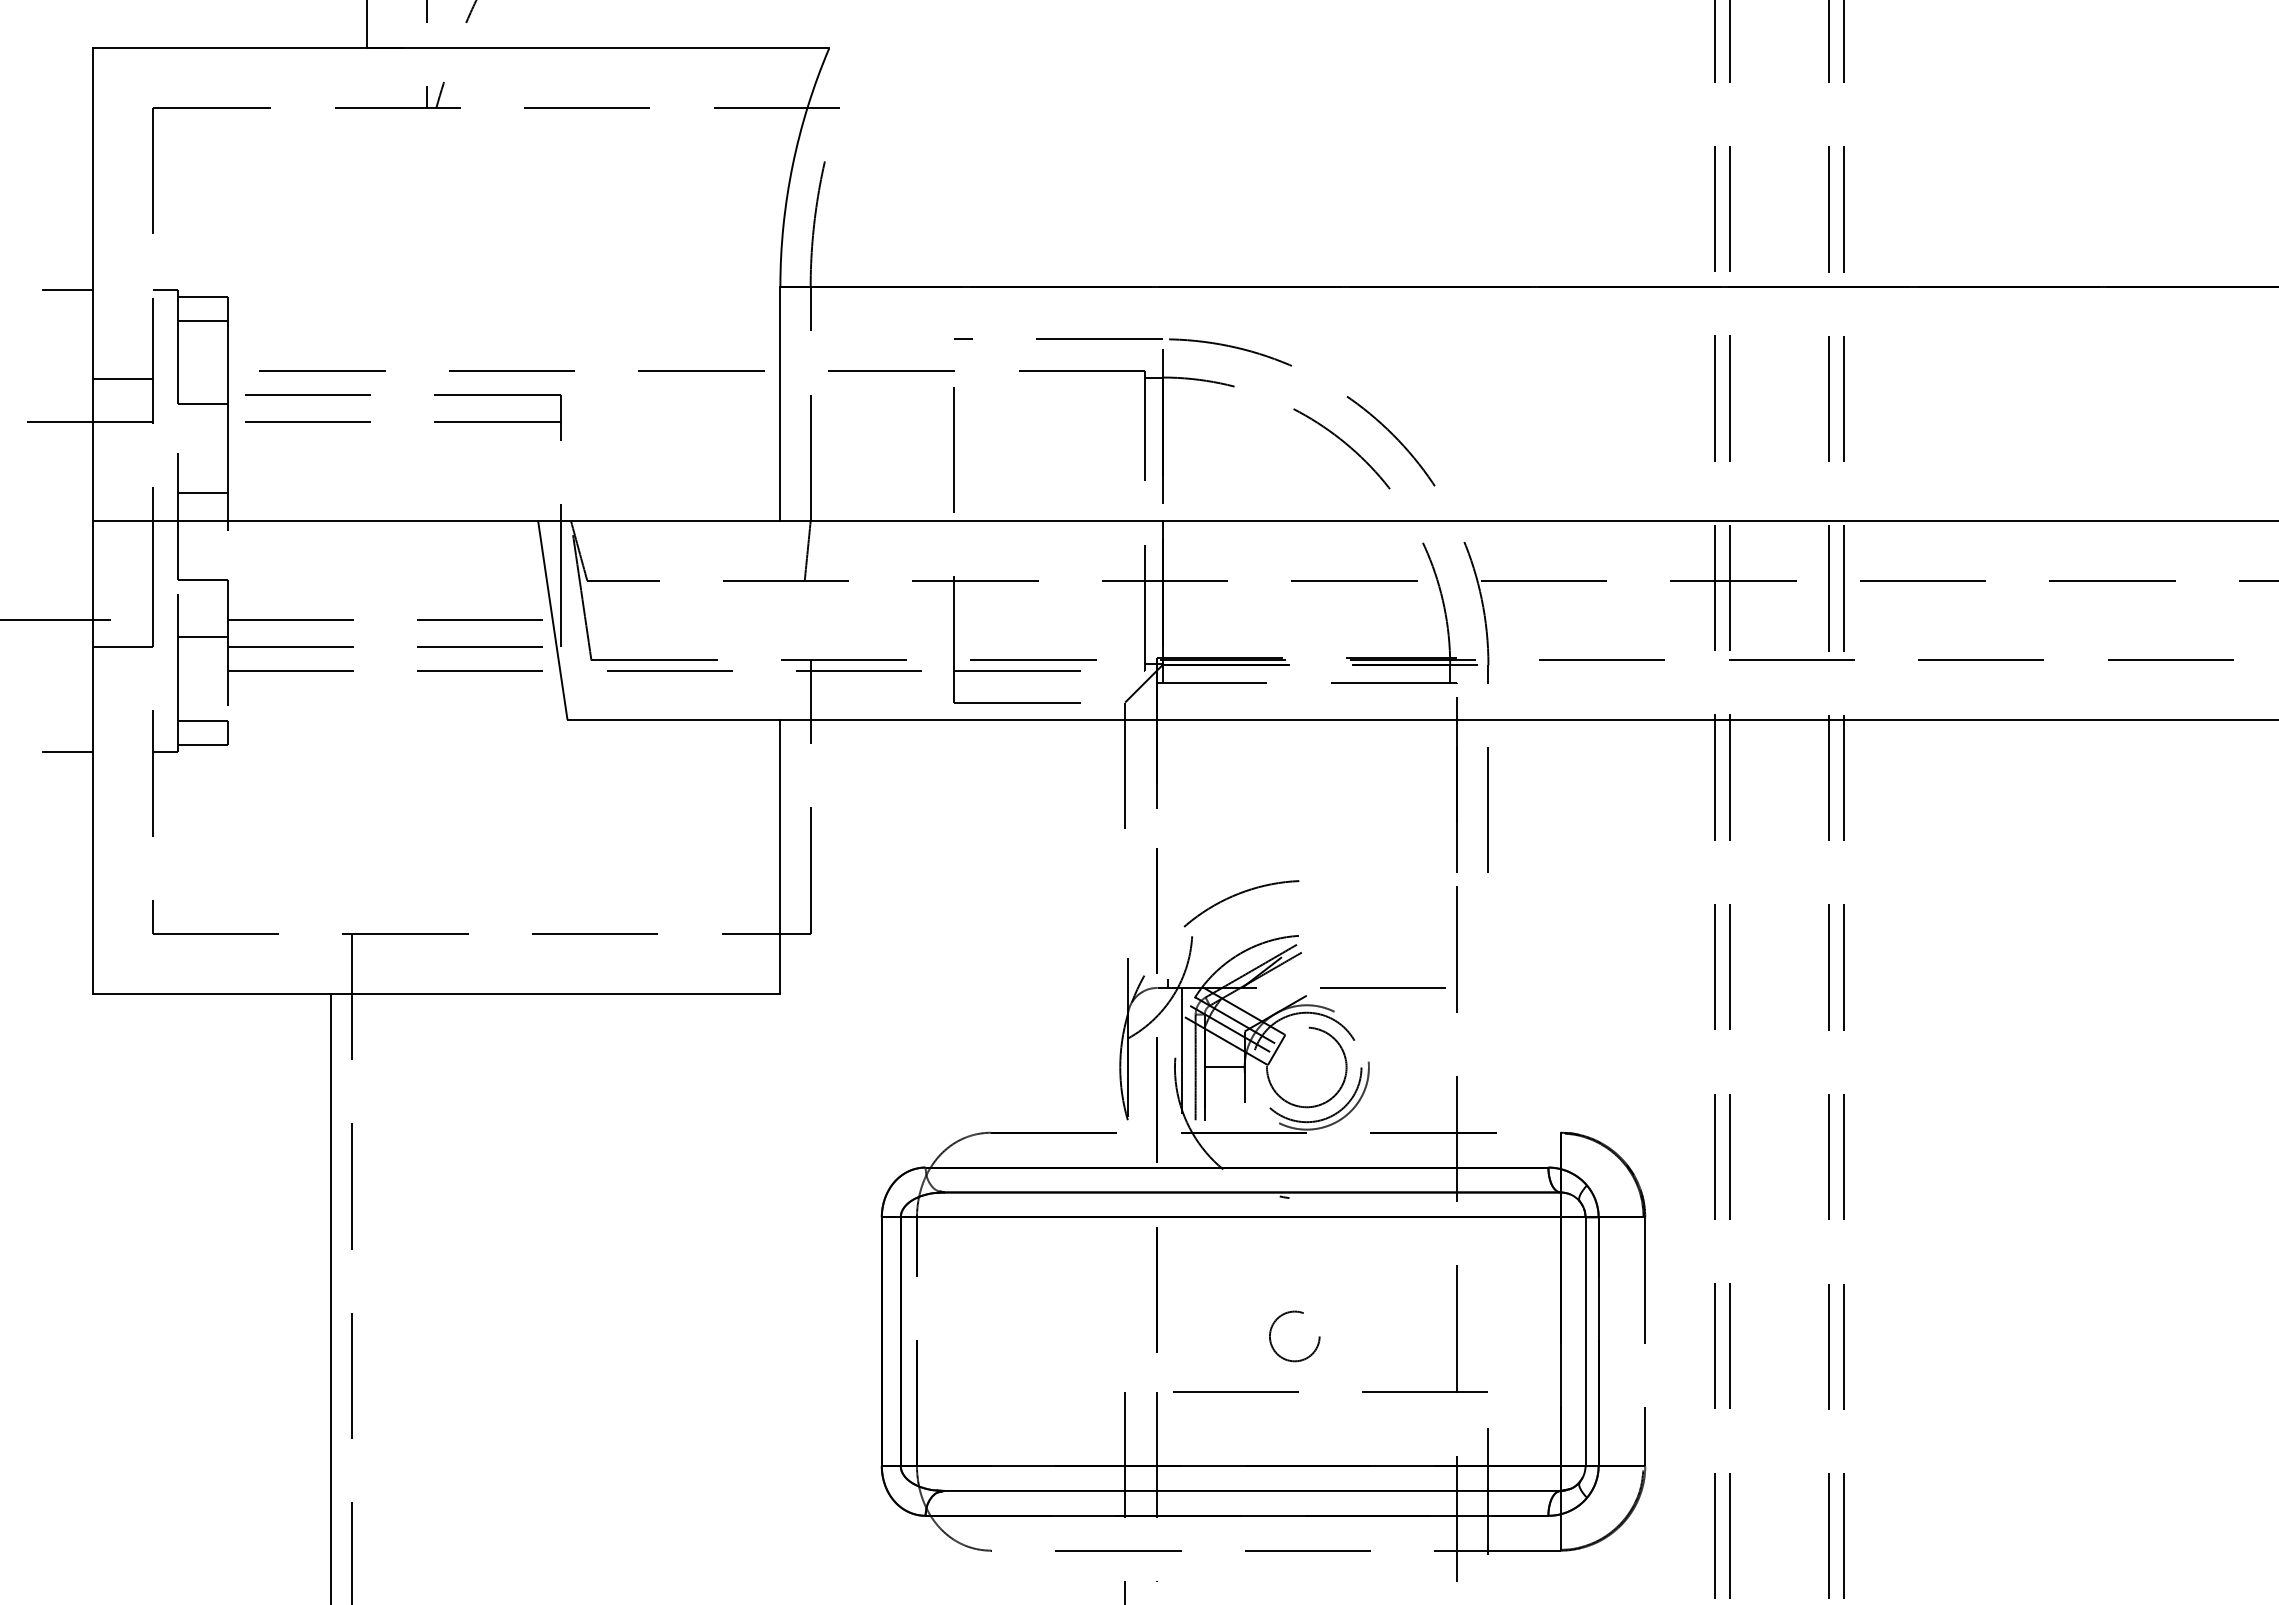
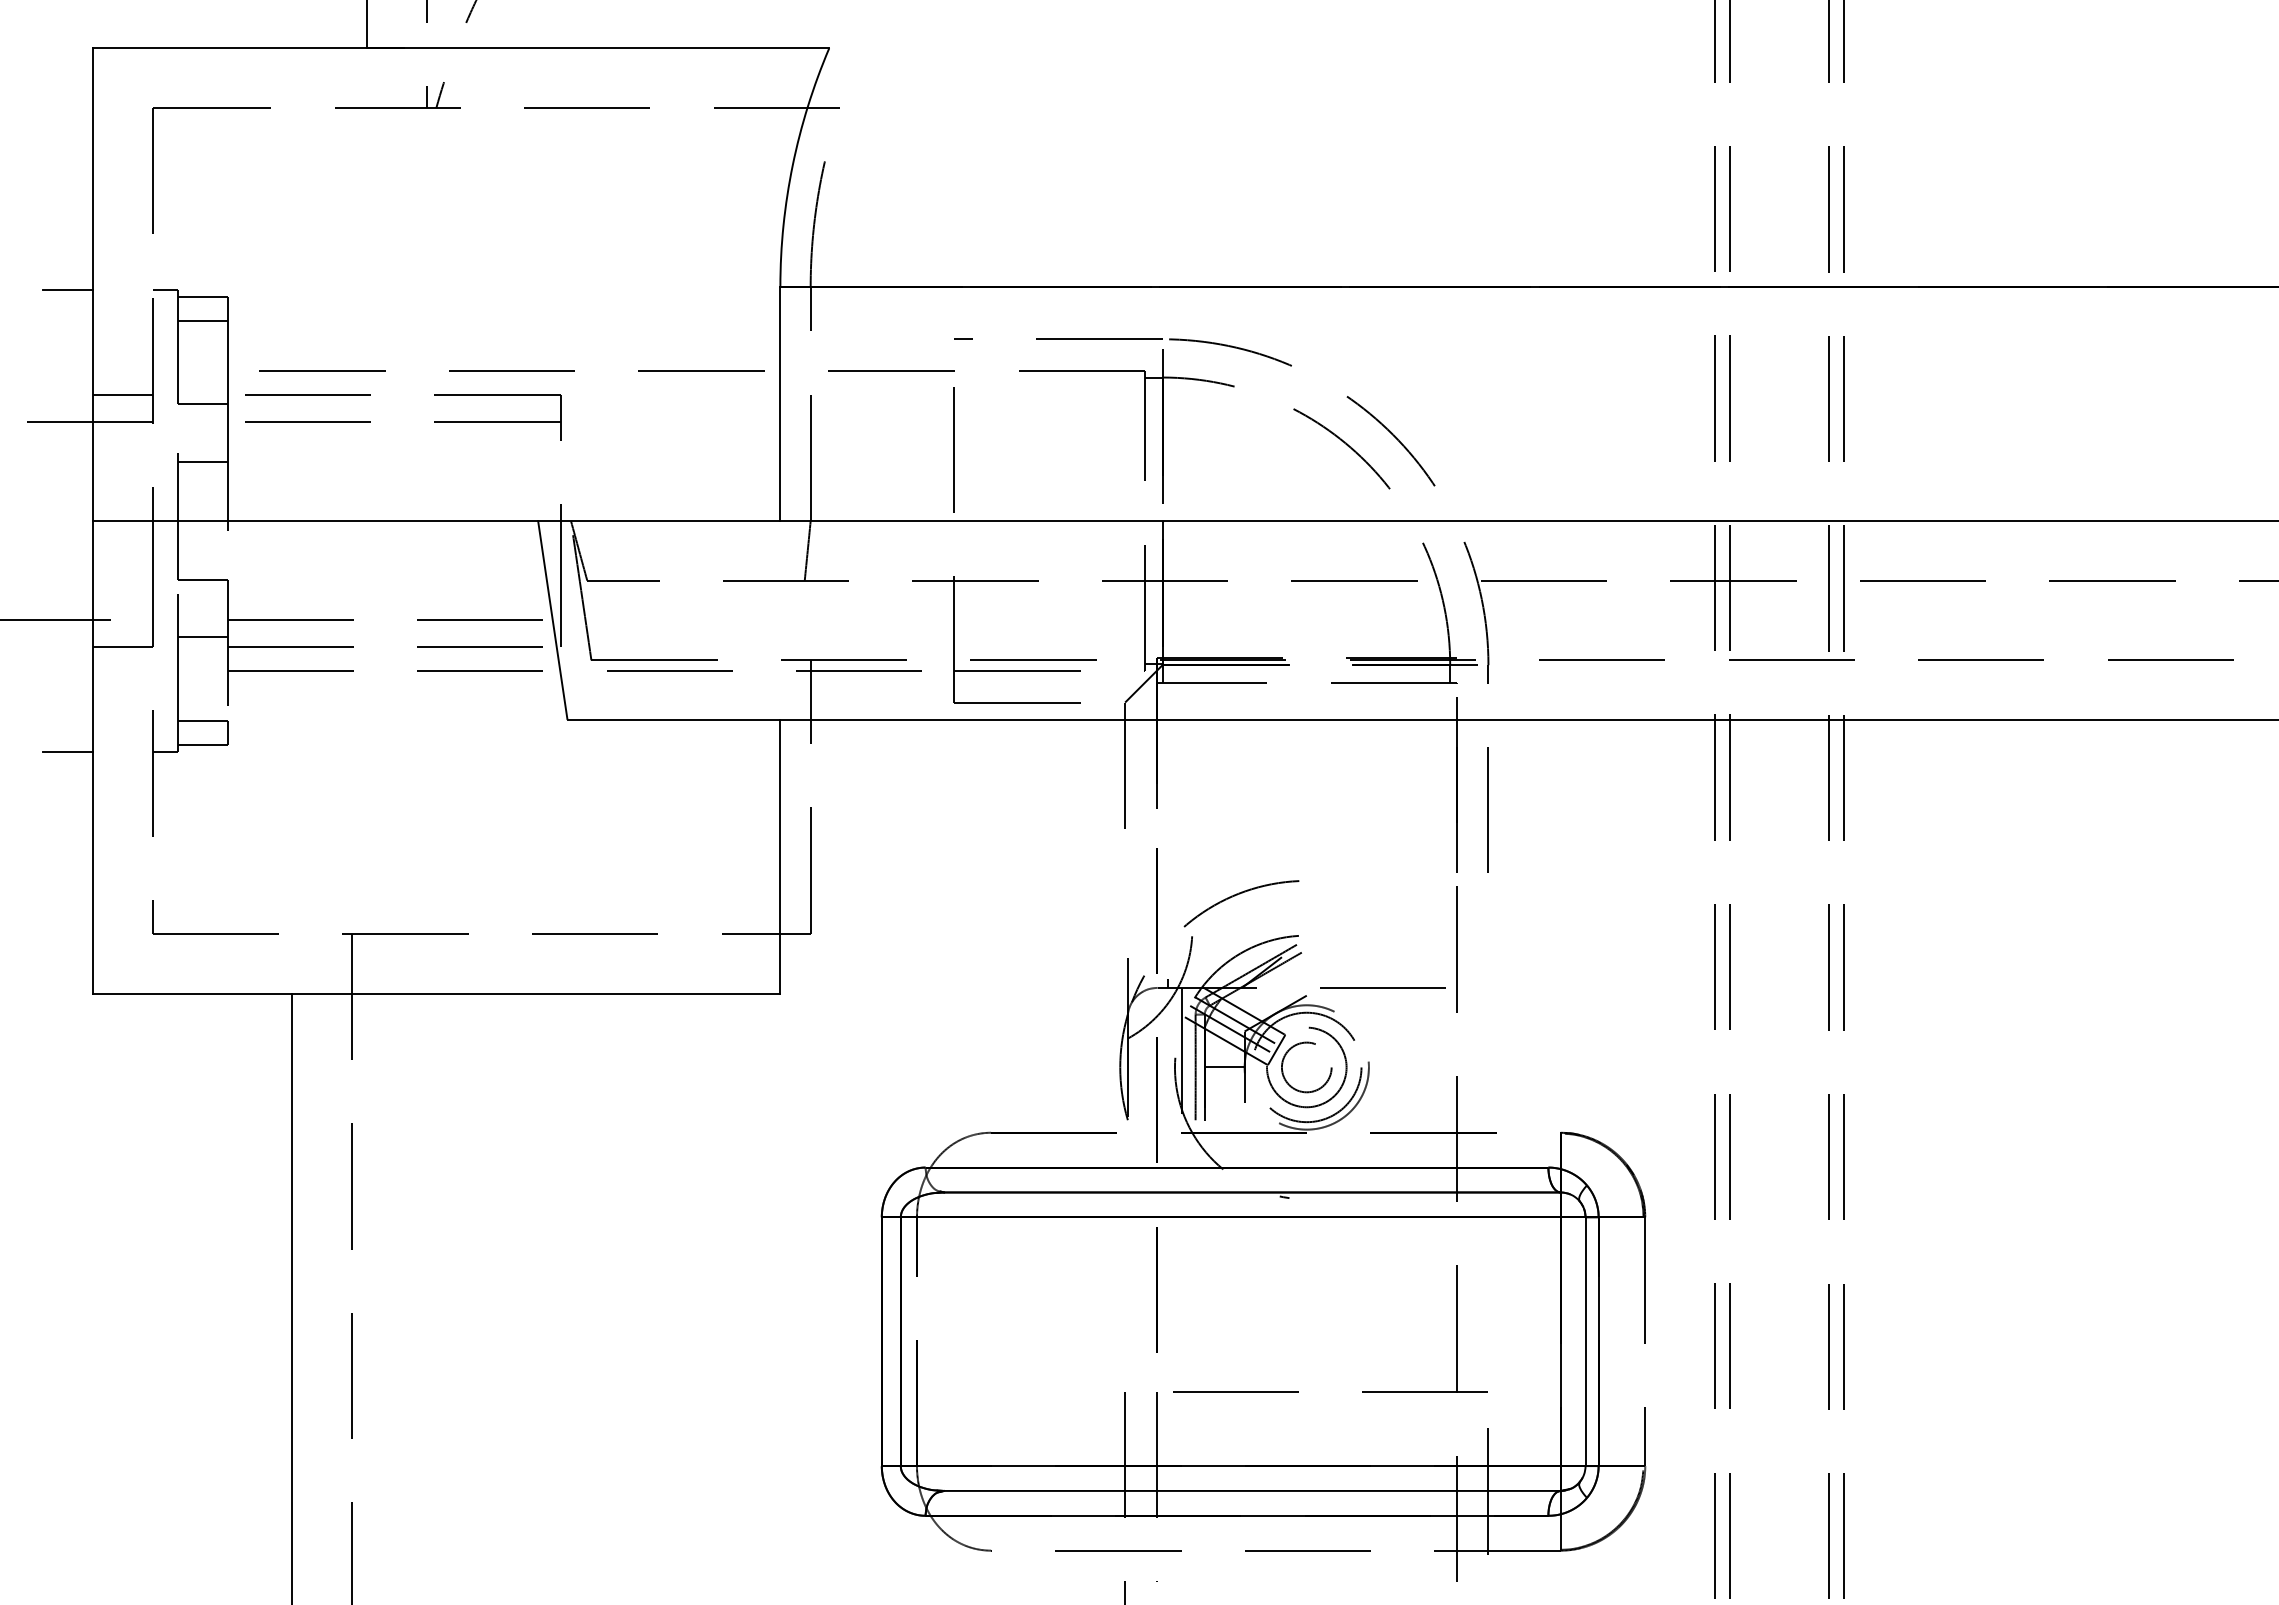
line position: (122, 378) -> (122, 394) (122, 394)
line position: (202, 493) -> (202, 462) (202, 462)
line position: (331, 1297) -> (292, 1297) (292, 1297)
circle position: (1294, 1336) -> (1306, 1067) (1306, 1067)
